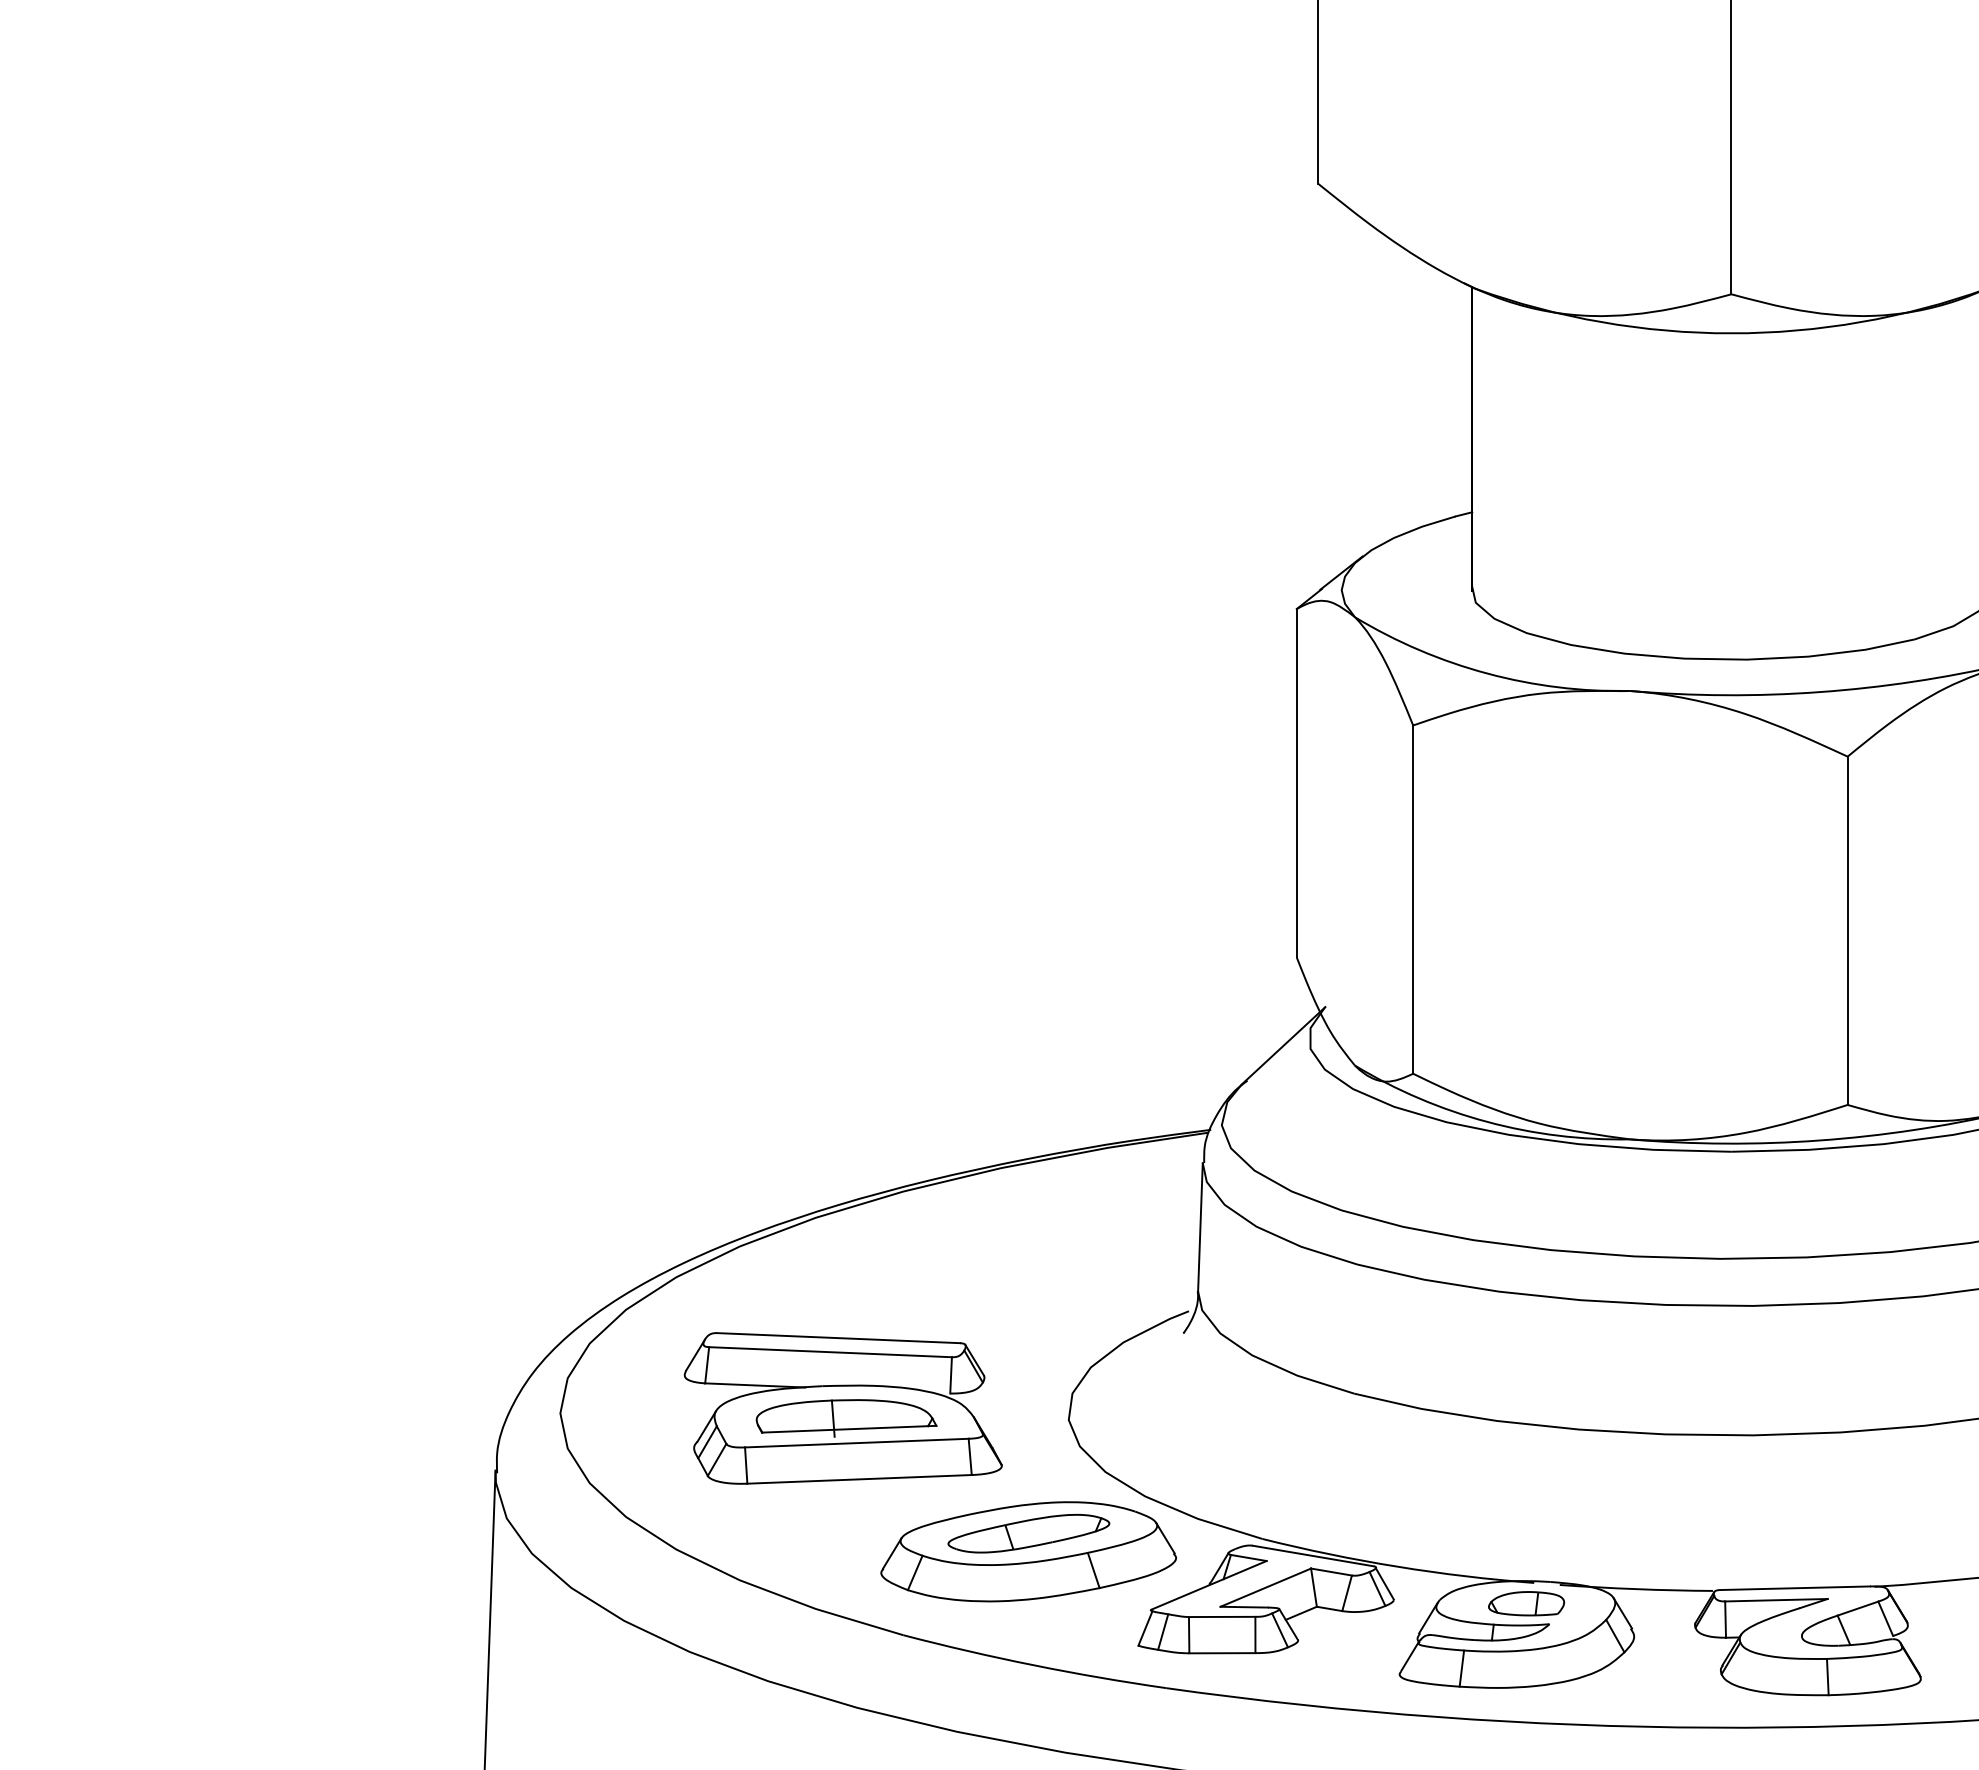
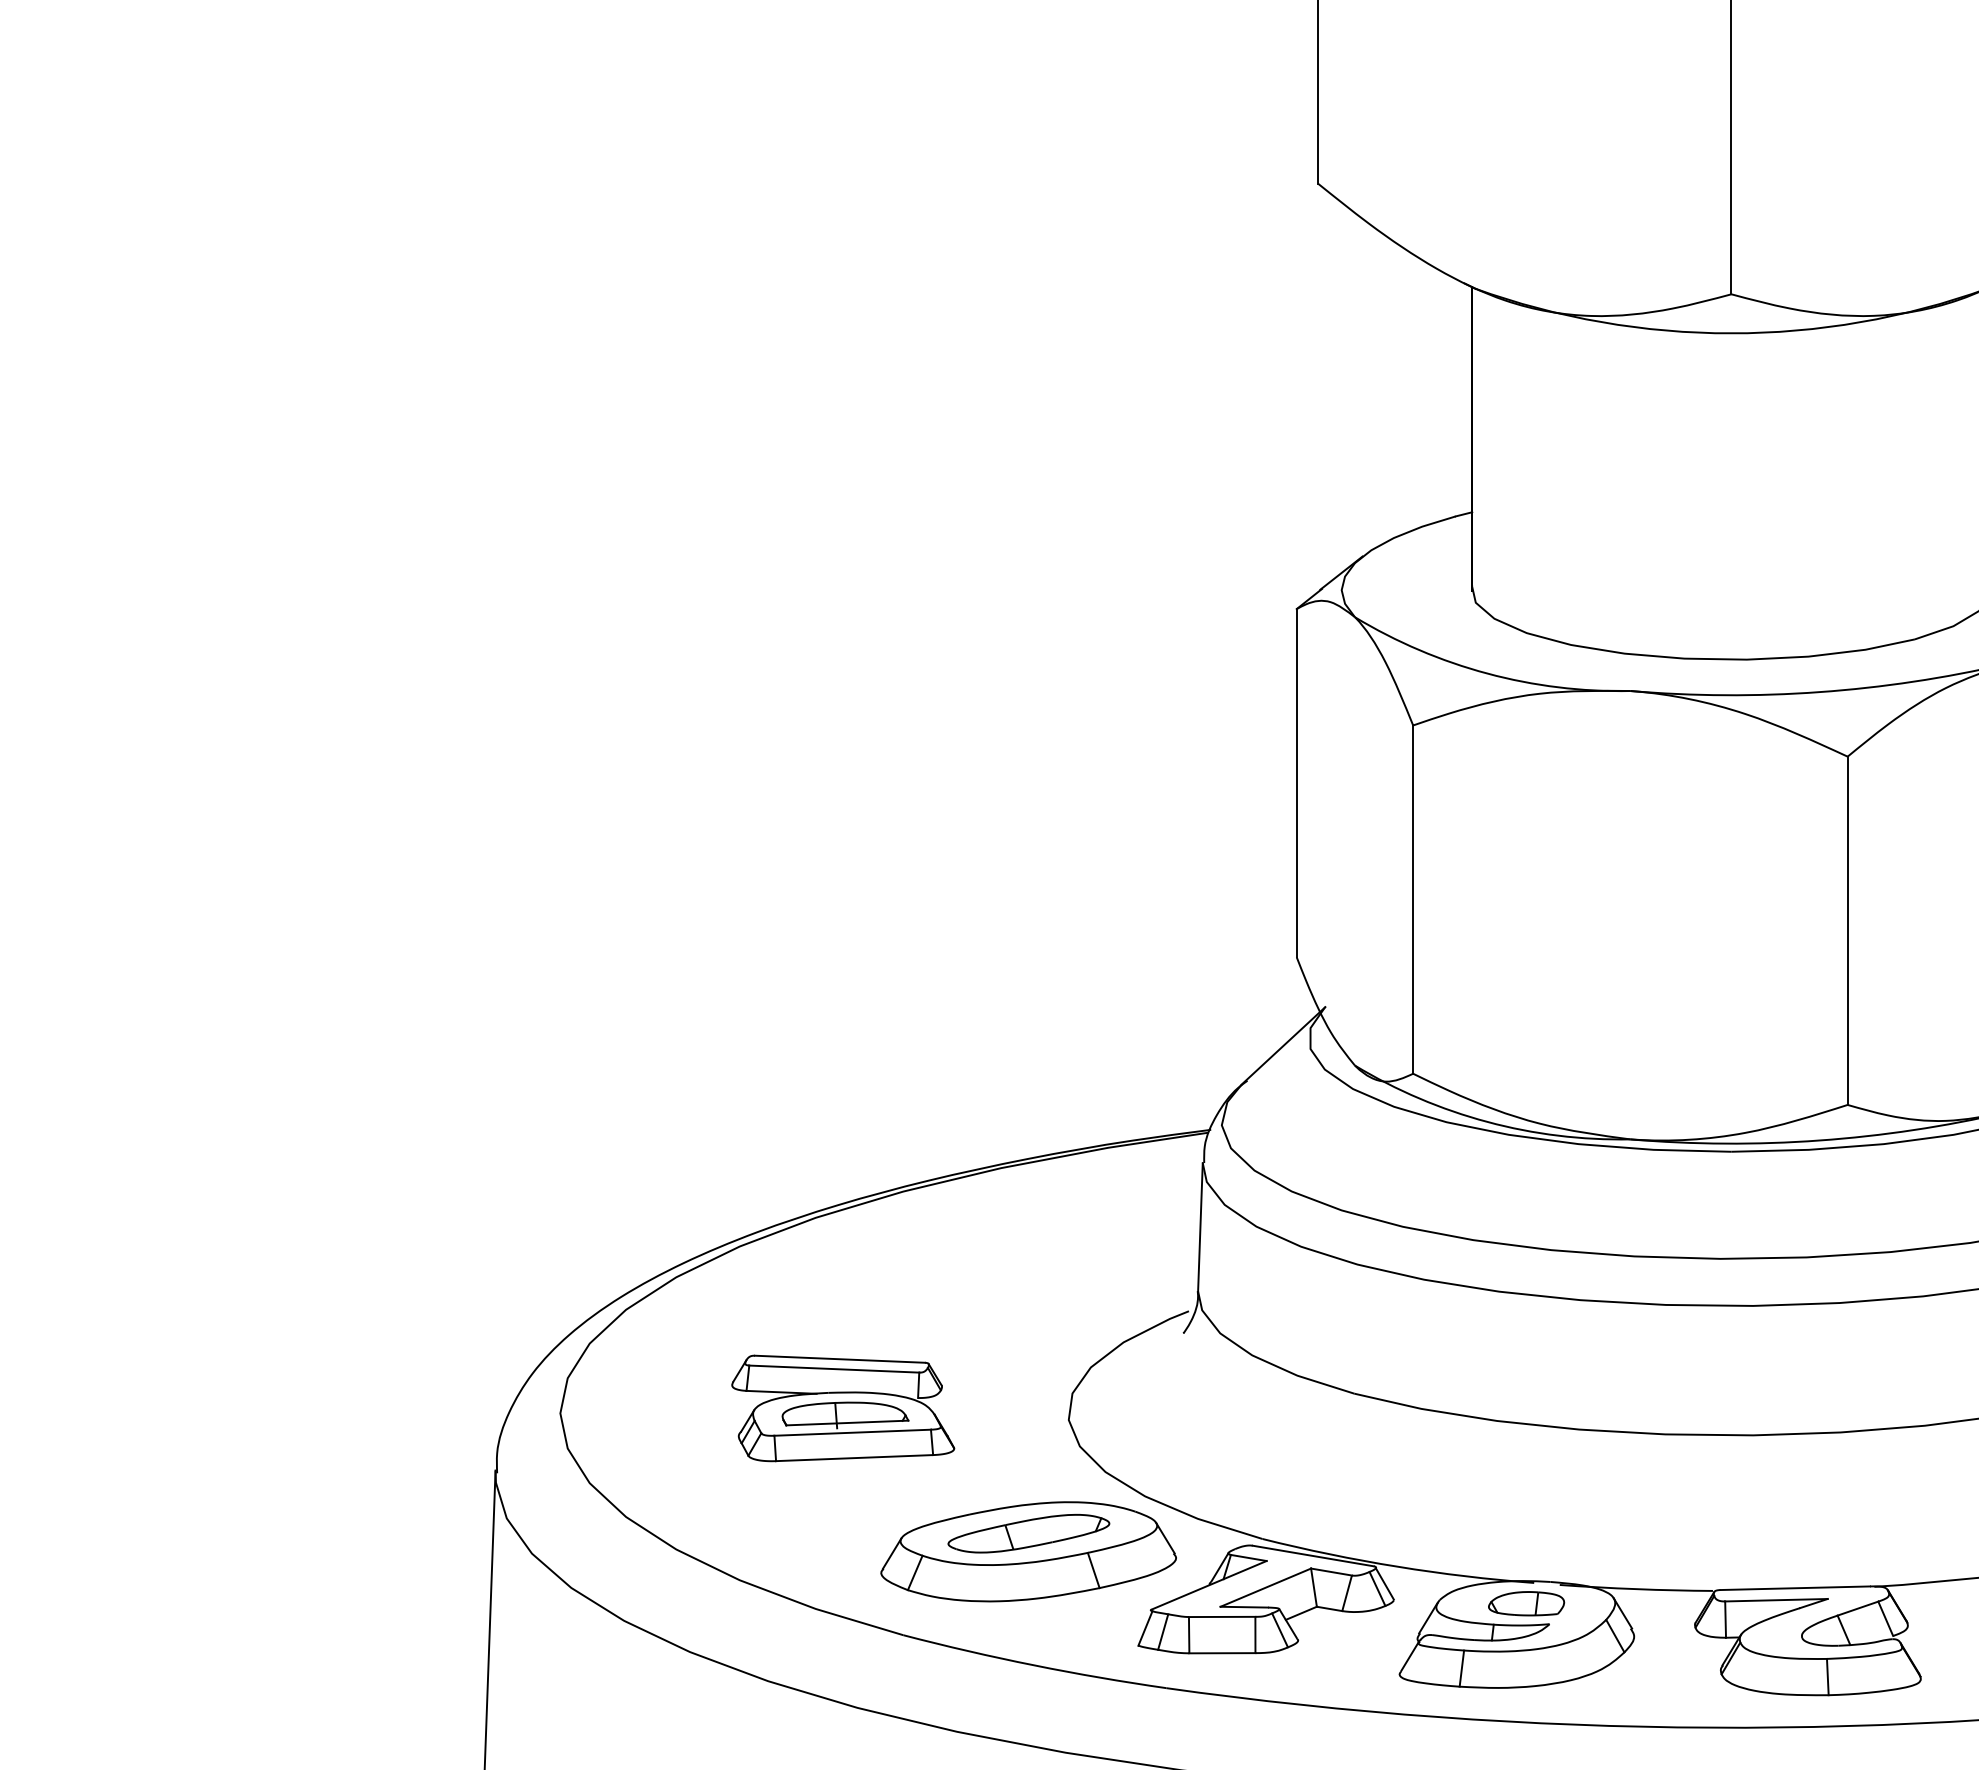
part size: 320x153 px -> 225x109 px (843, 1408)
